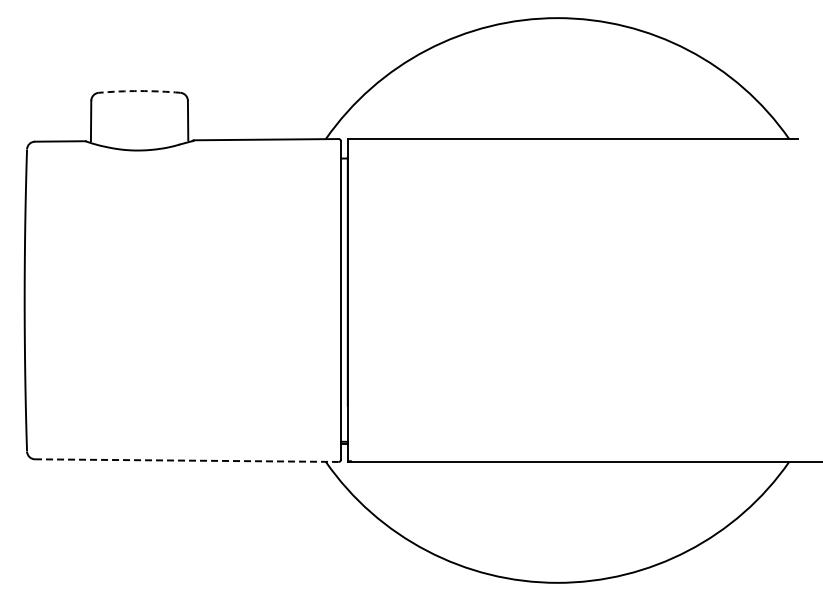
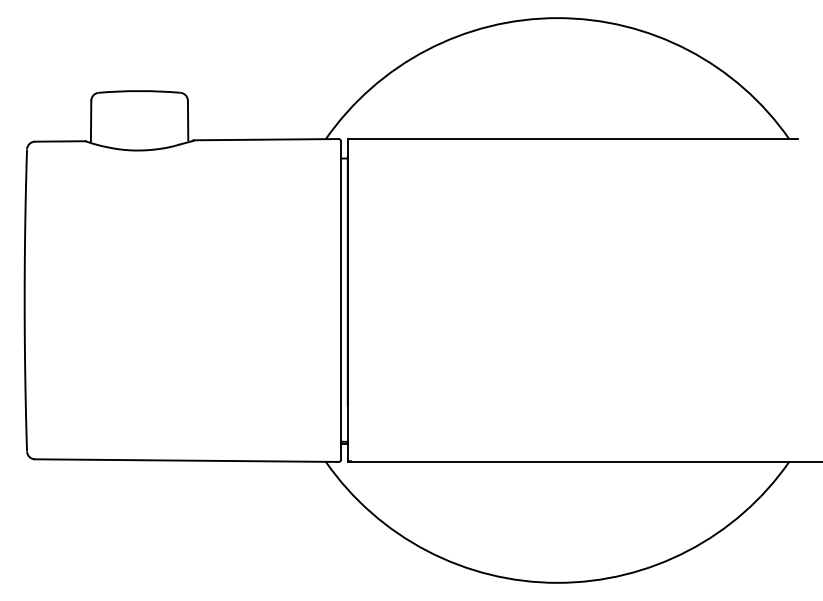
arc: dashed -> solid (139, 91)
line: dashed -> solid (186, 460)
